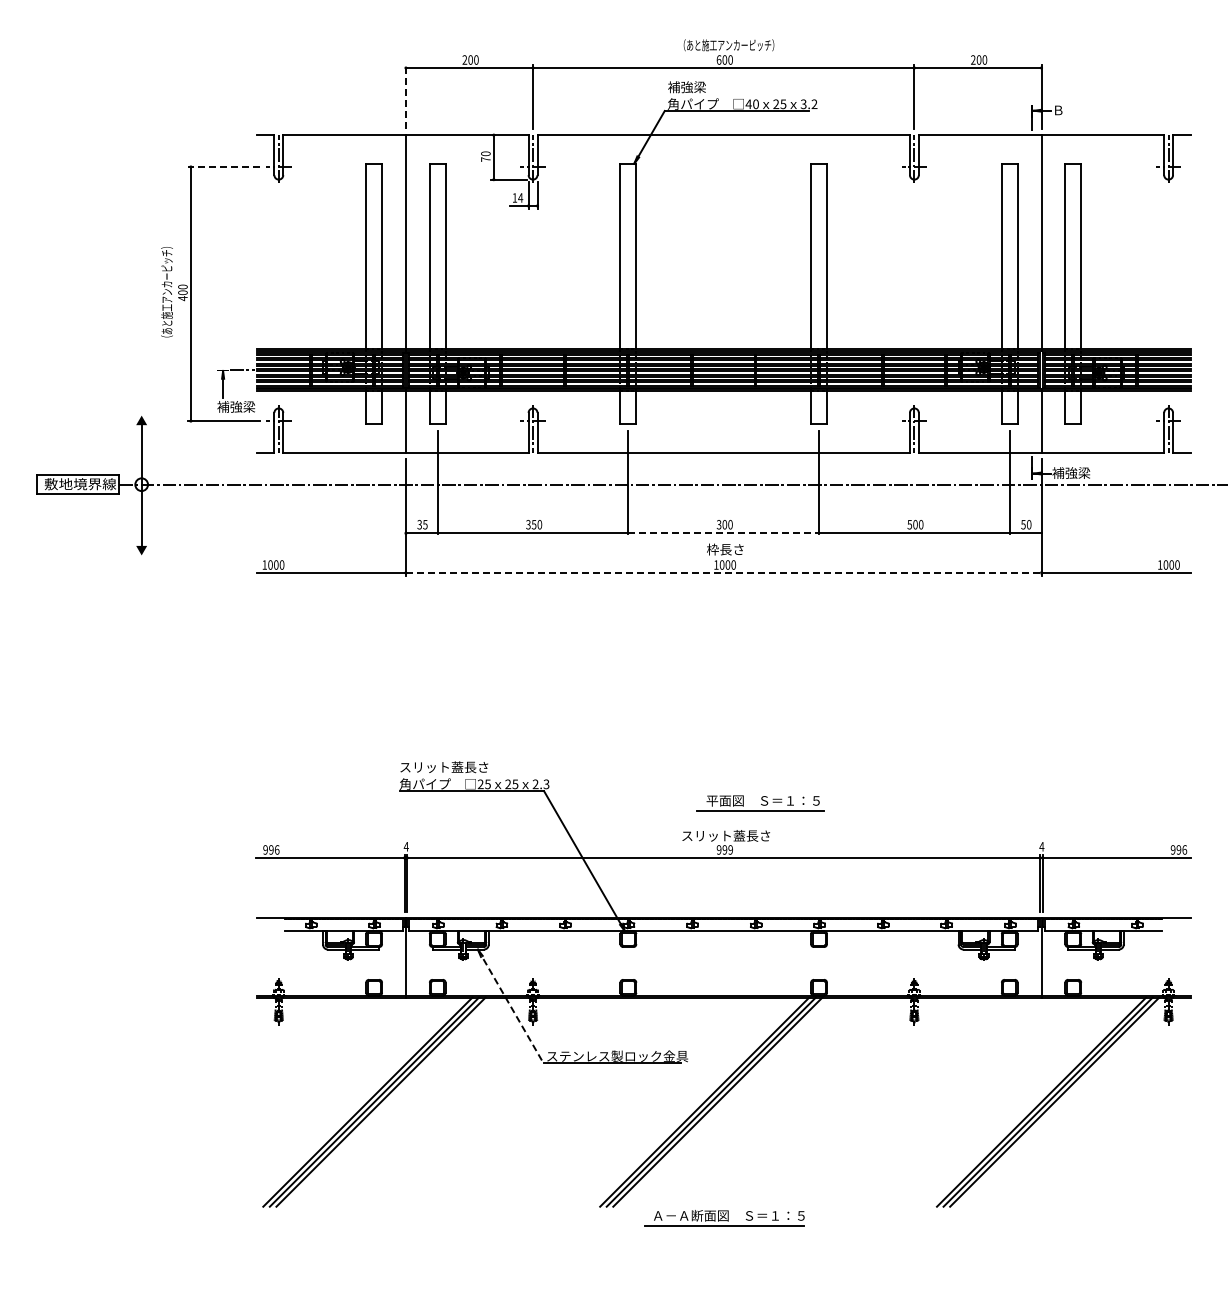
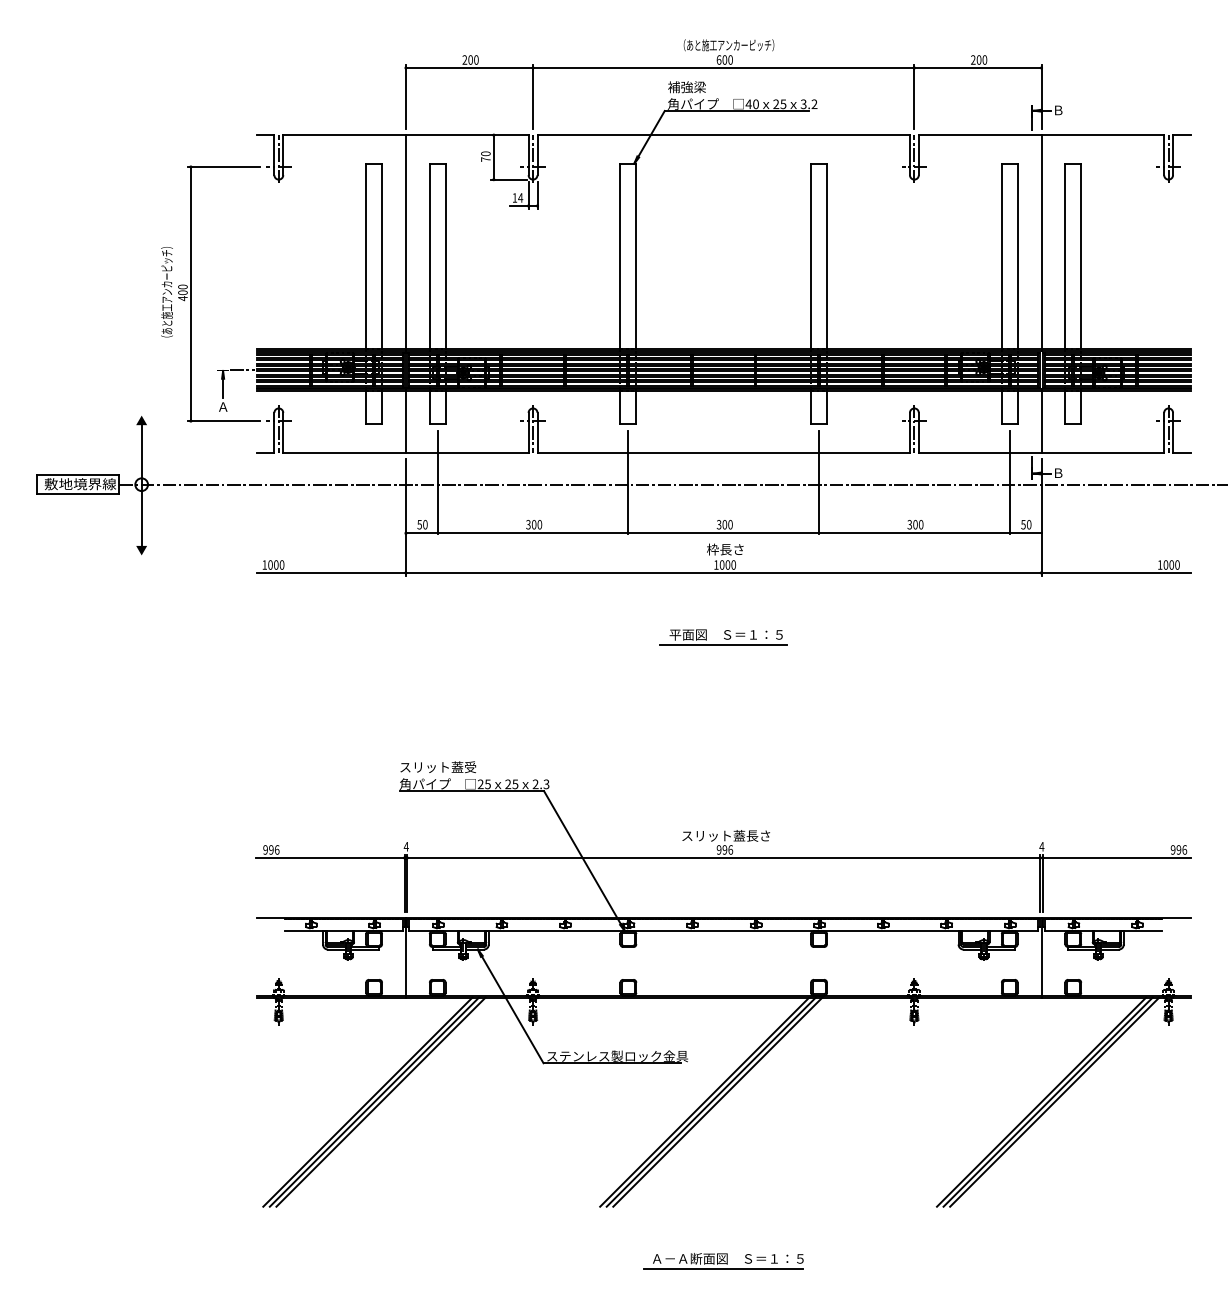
line: dashed -> solid (405, 96)
line: dashed -> solid (223, 166)
text: 補強梁 -> Ａ (236, 406)
text: 補強梁 -> Ｂ (1071, 472)
text: 35 -> 50 (422, 524)
text: 350 -> 300 (533, 524)
text: 500 -> 300 (909, 524)
line: dashed -> solid (724, 533)
line: dashed -> solid (723, 572)
text: スリット蓋長さ -> スリット蓋受 (476, 766)
part position: (760, 803) -> (723, 637) (723, 637)
text: 999 -> 996 (730, 849)
line: dashed -> solid (510, 1006)
part position: (724, 1218) -> (723, 1261) (723, 1261)
